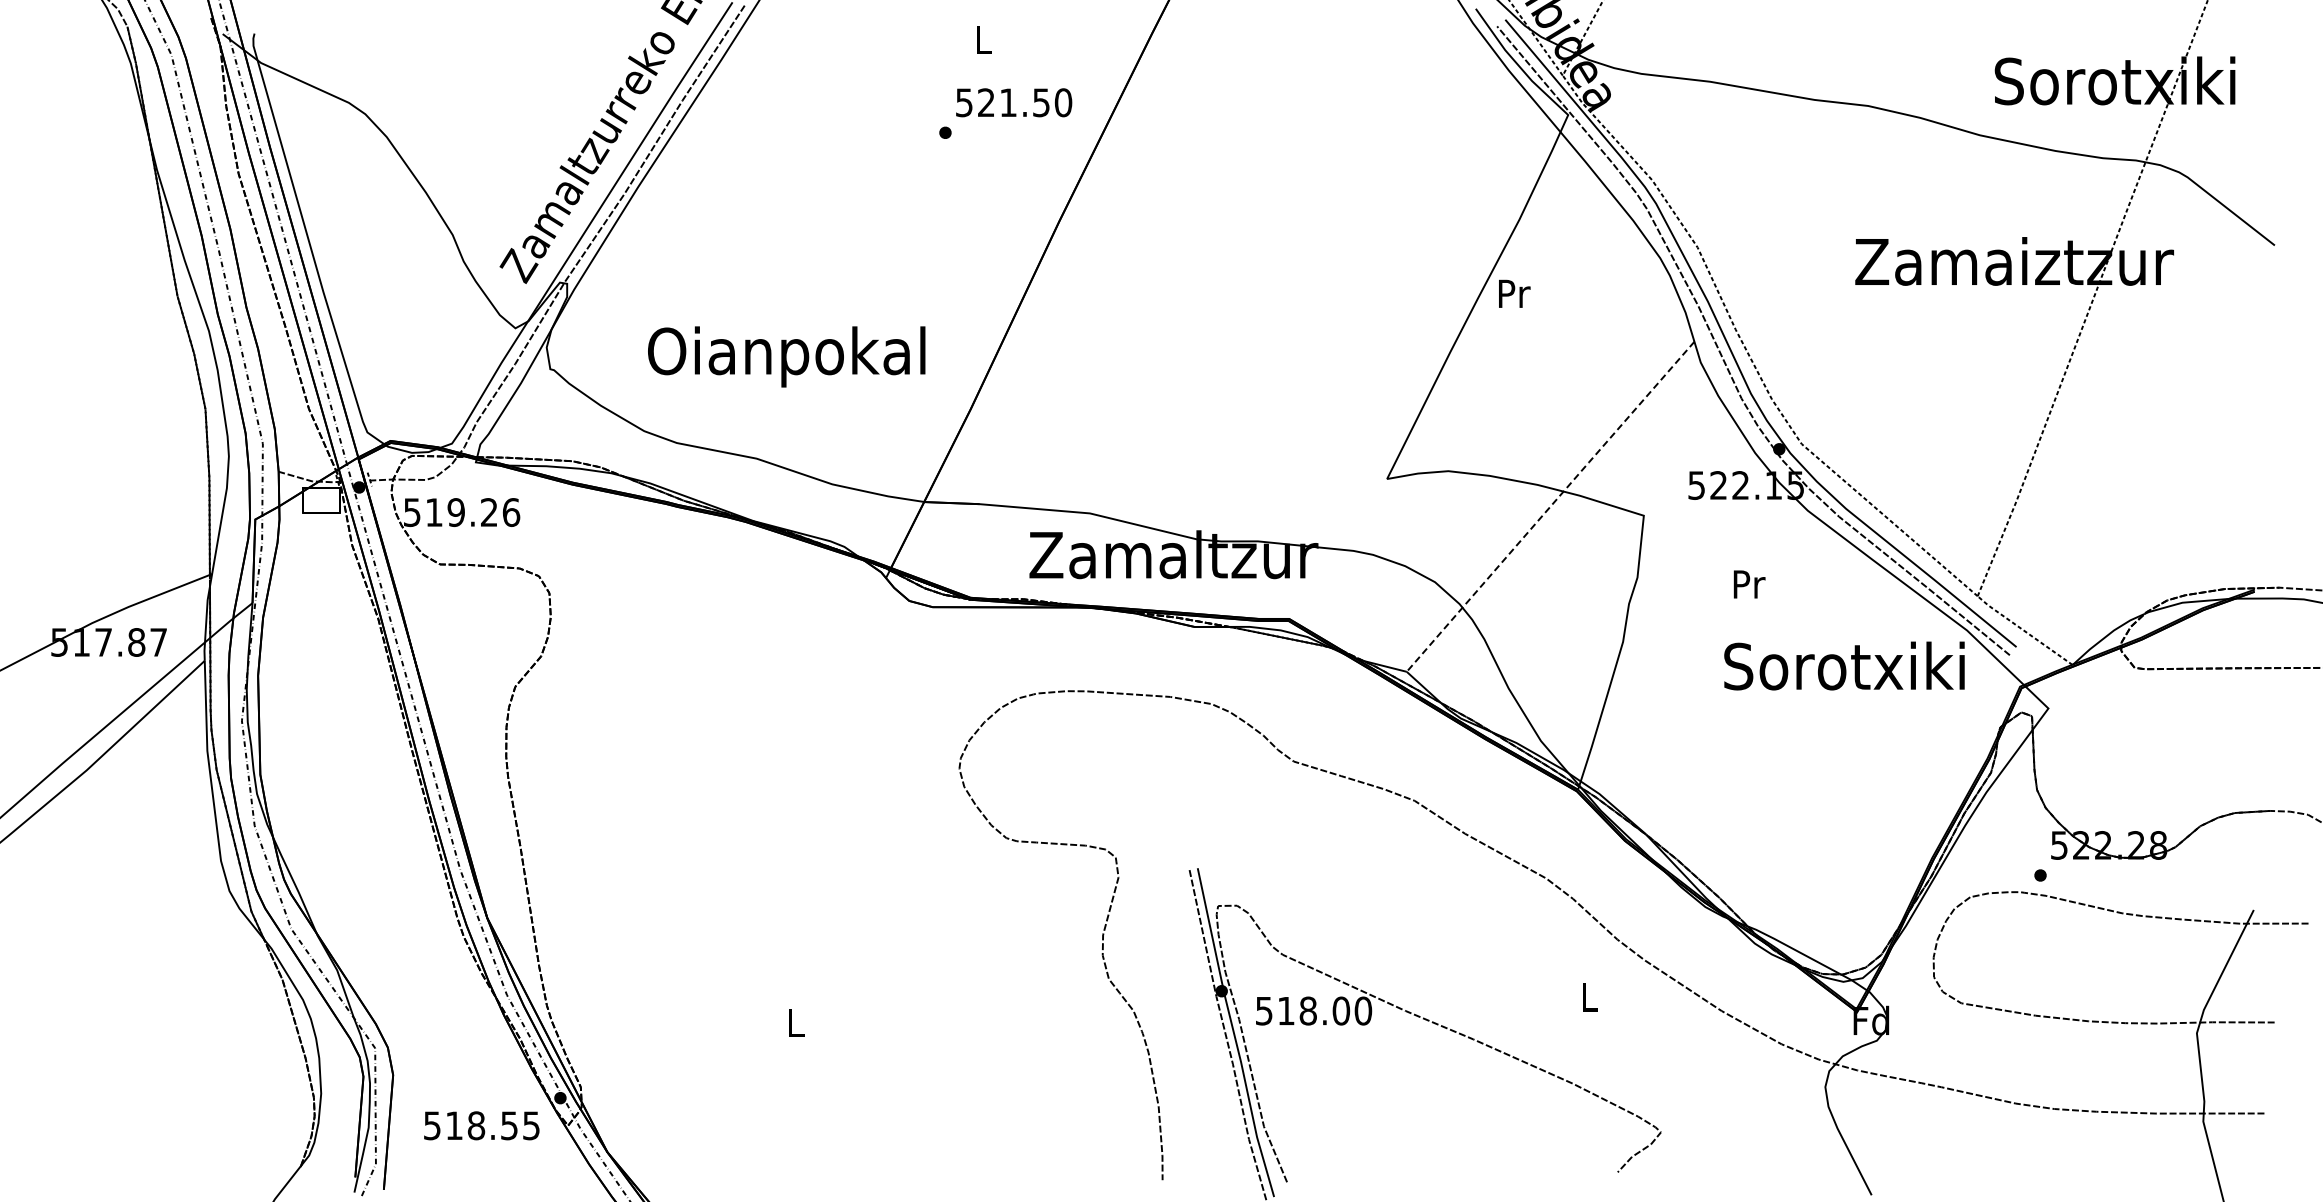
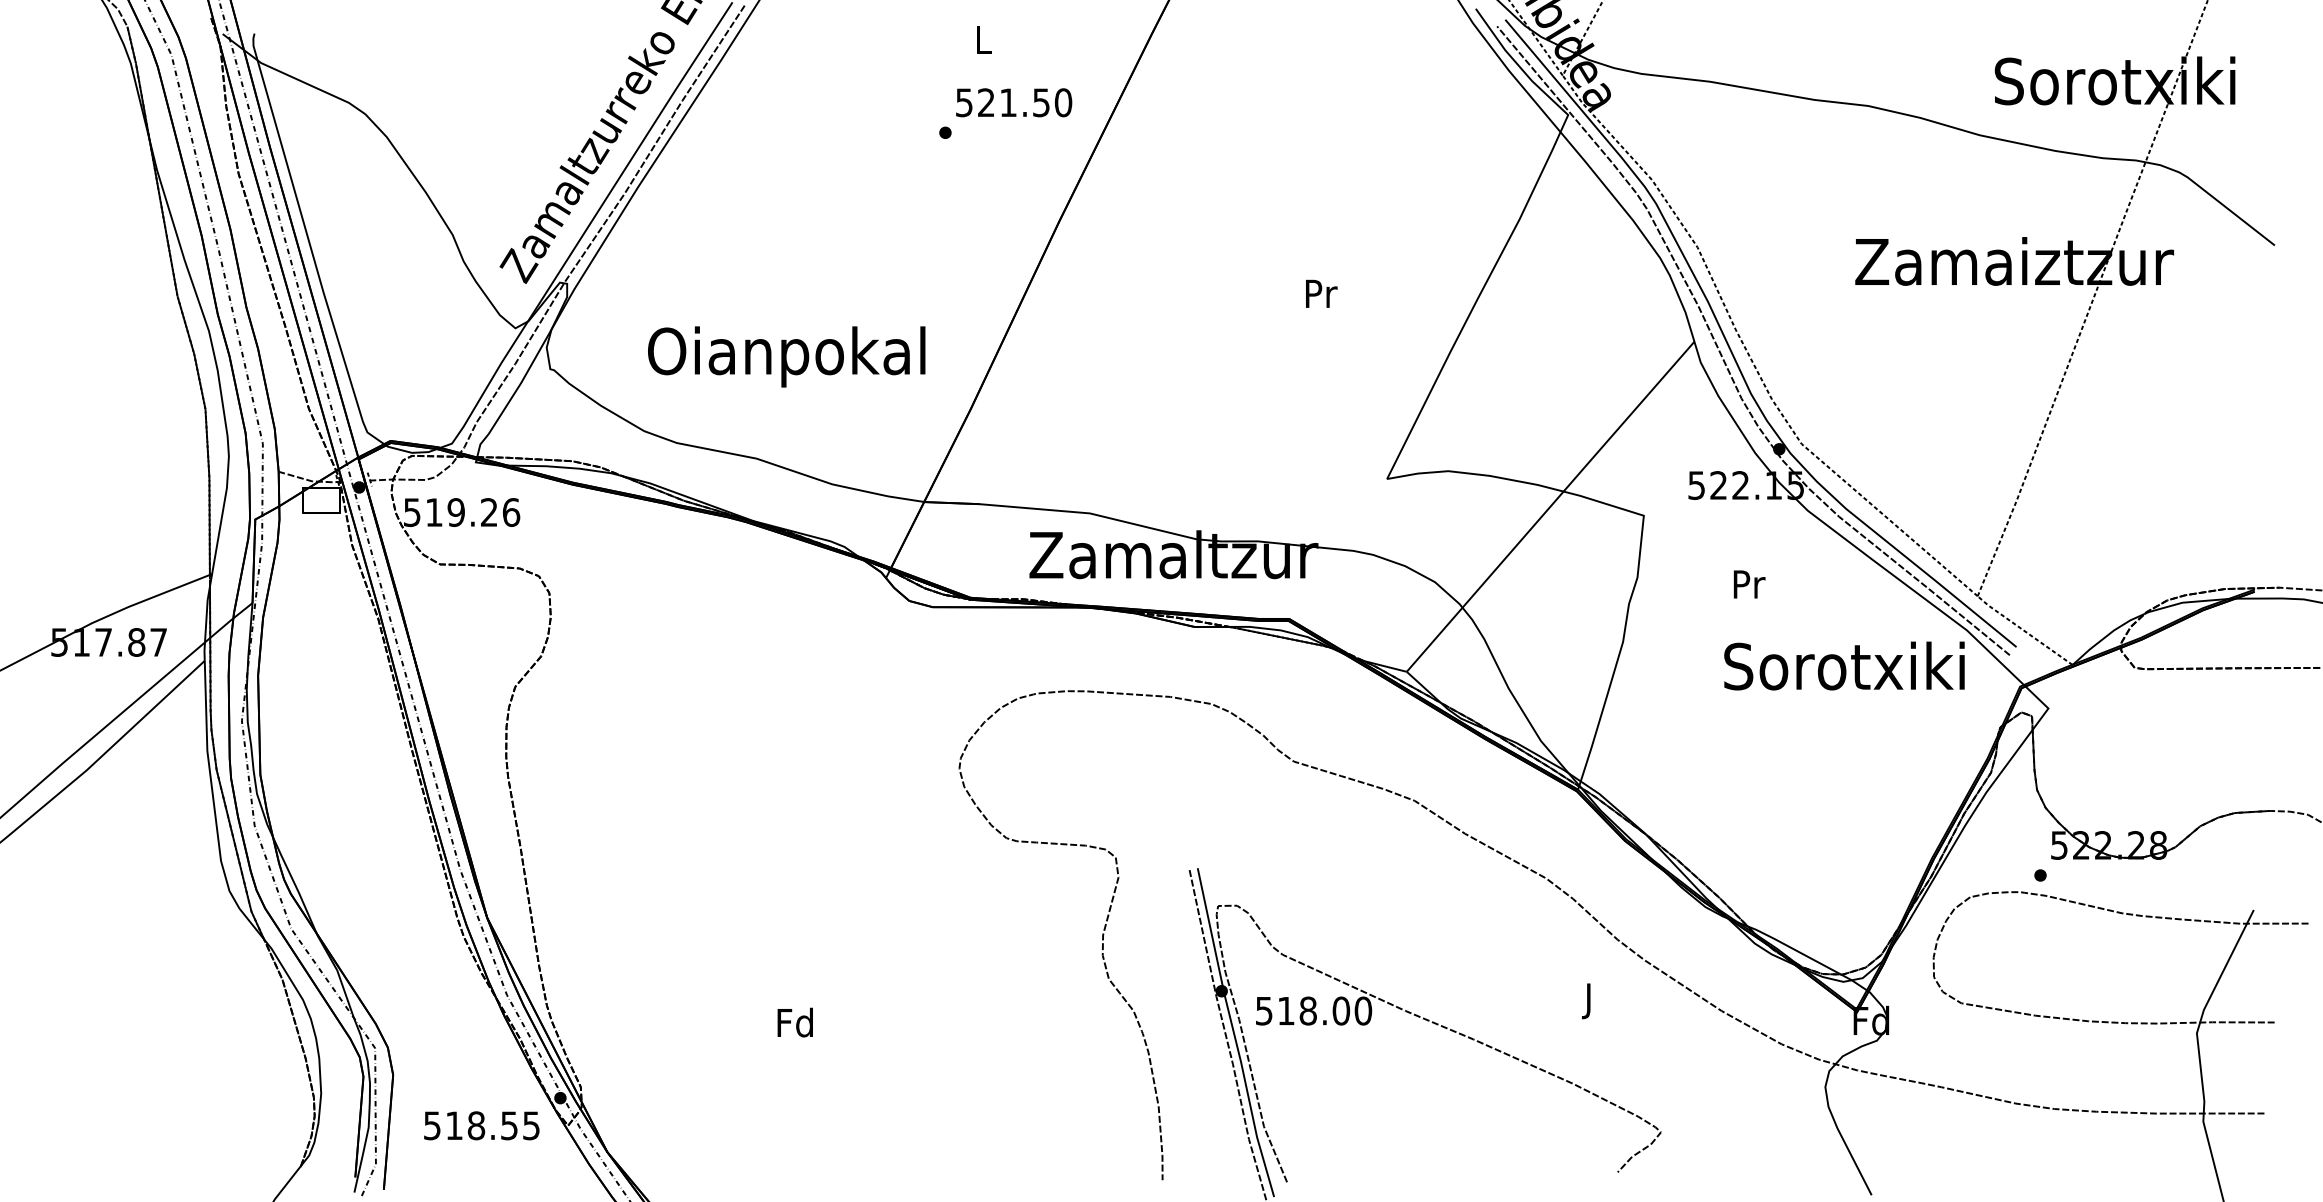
text position: (1514, 293) -> (1321, 293) (1321, 293)
line: dashed -> solid (1550, 506)
text: L -> J (1589, 1001)
text: L -> Fd (794, 1022)
